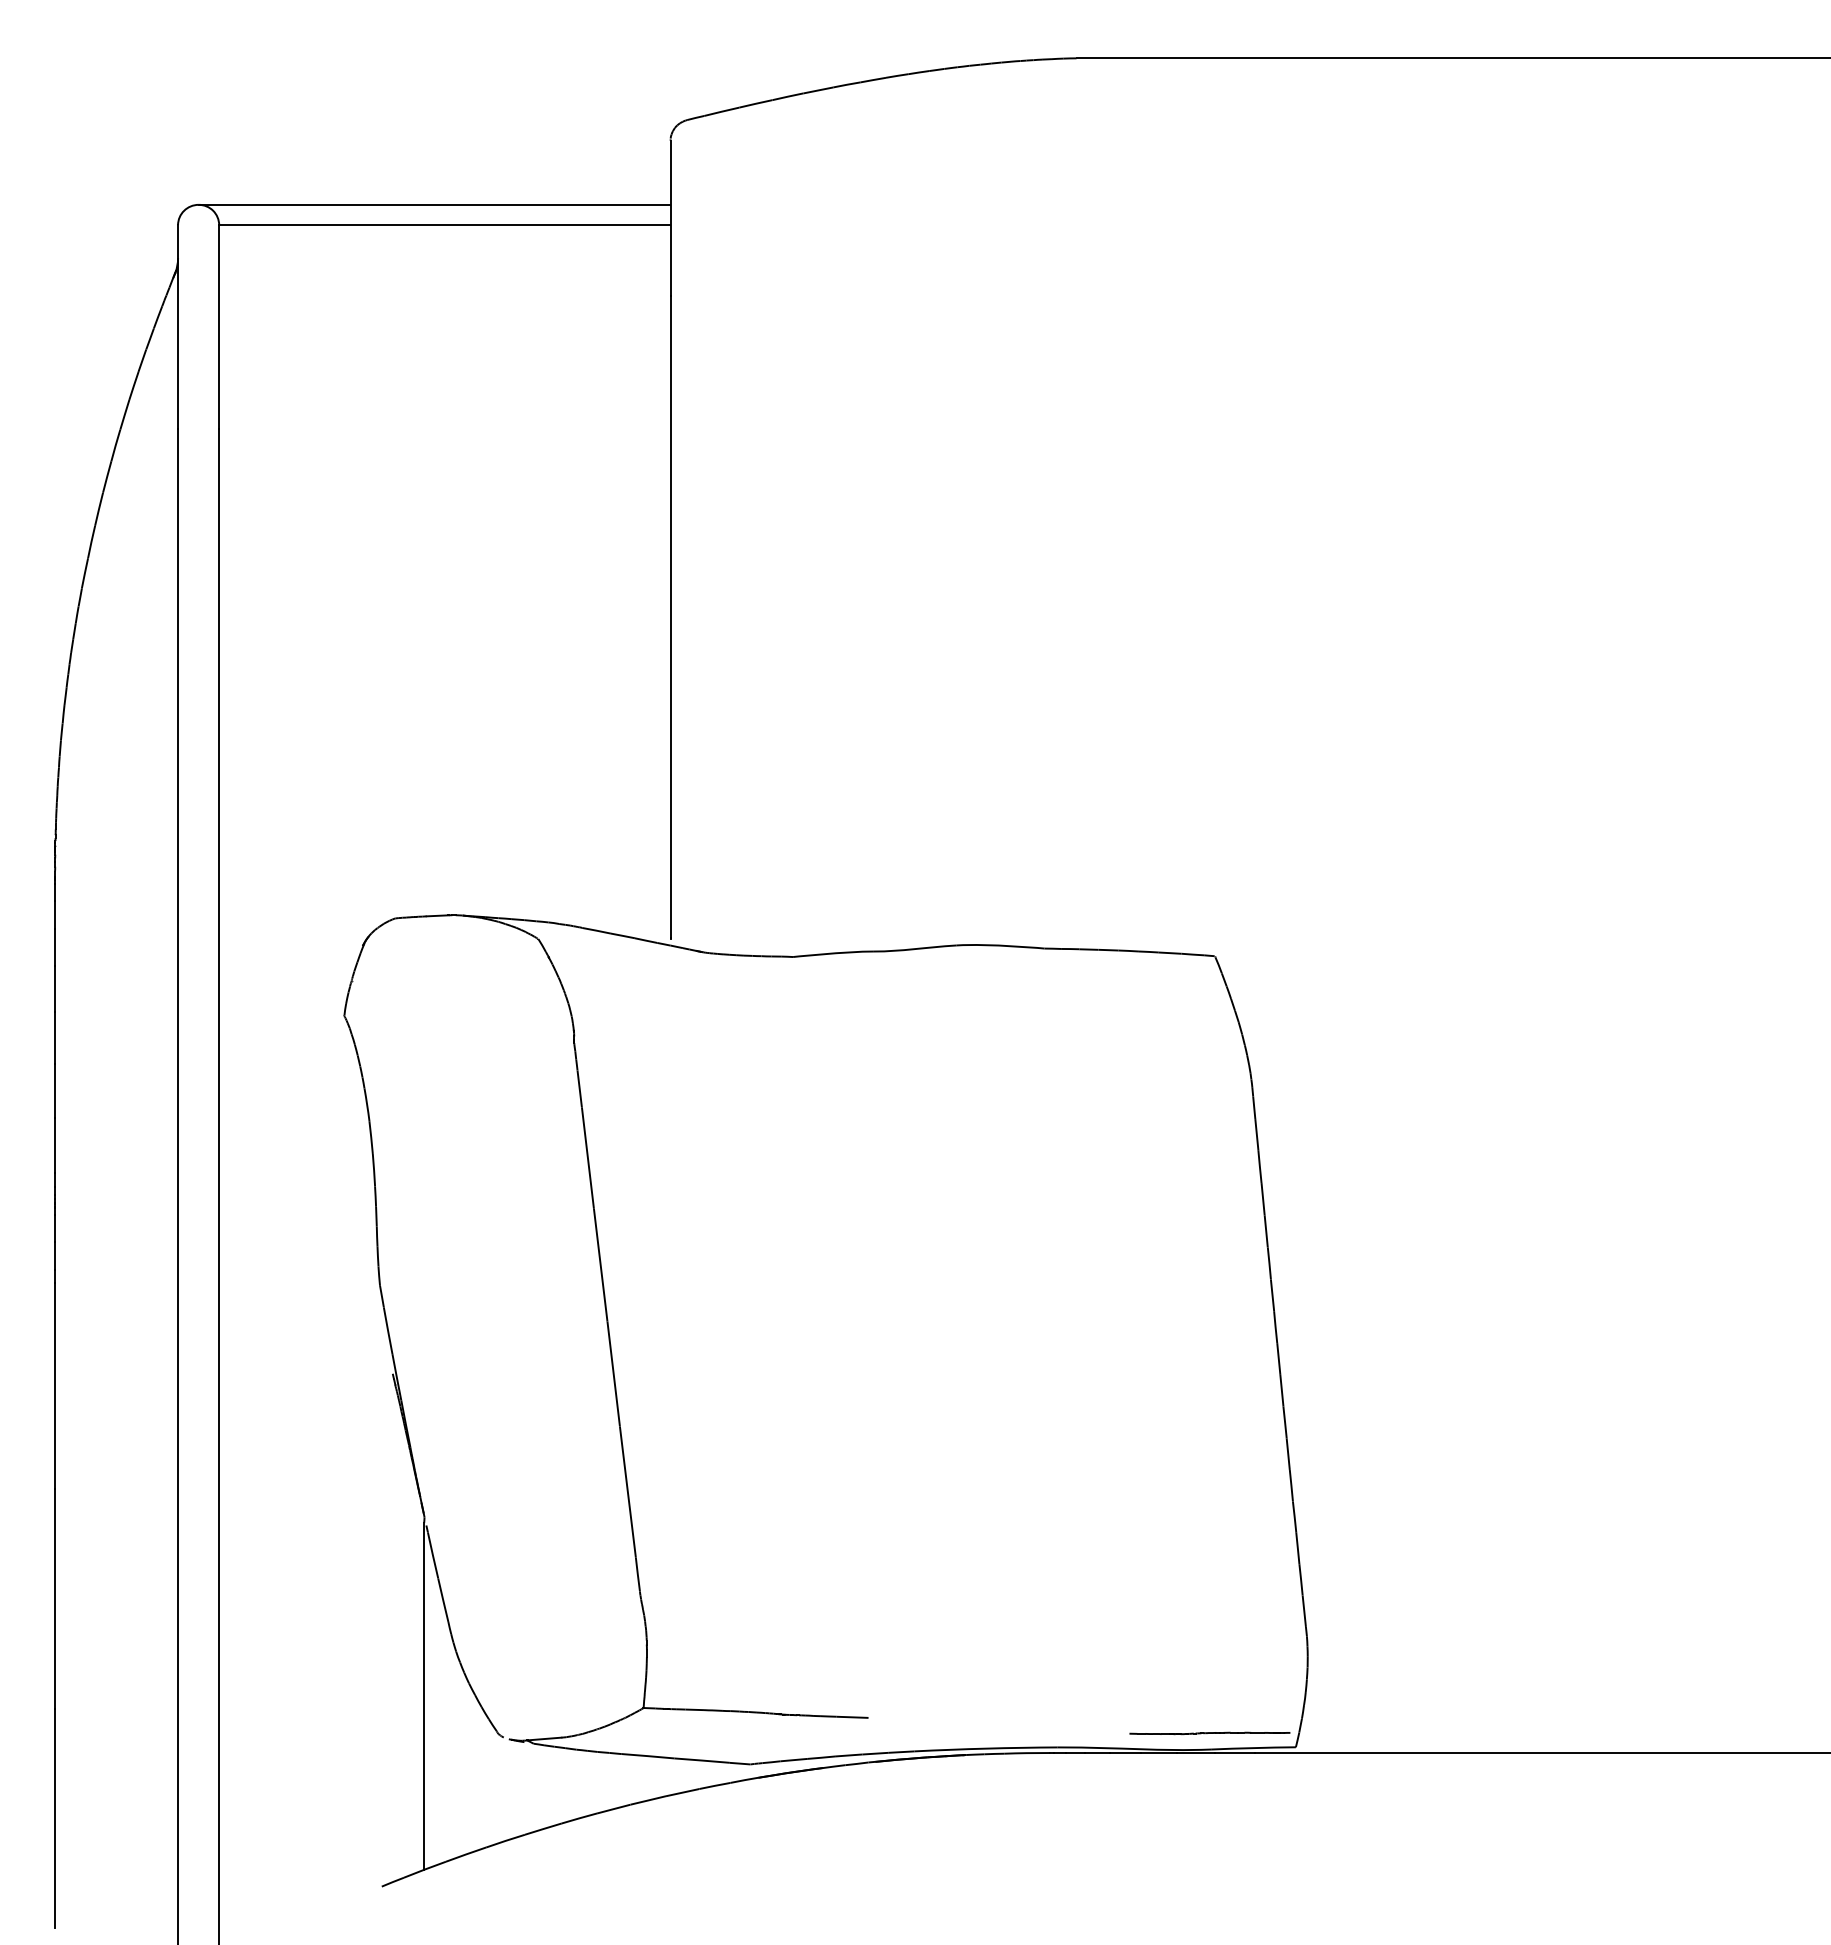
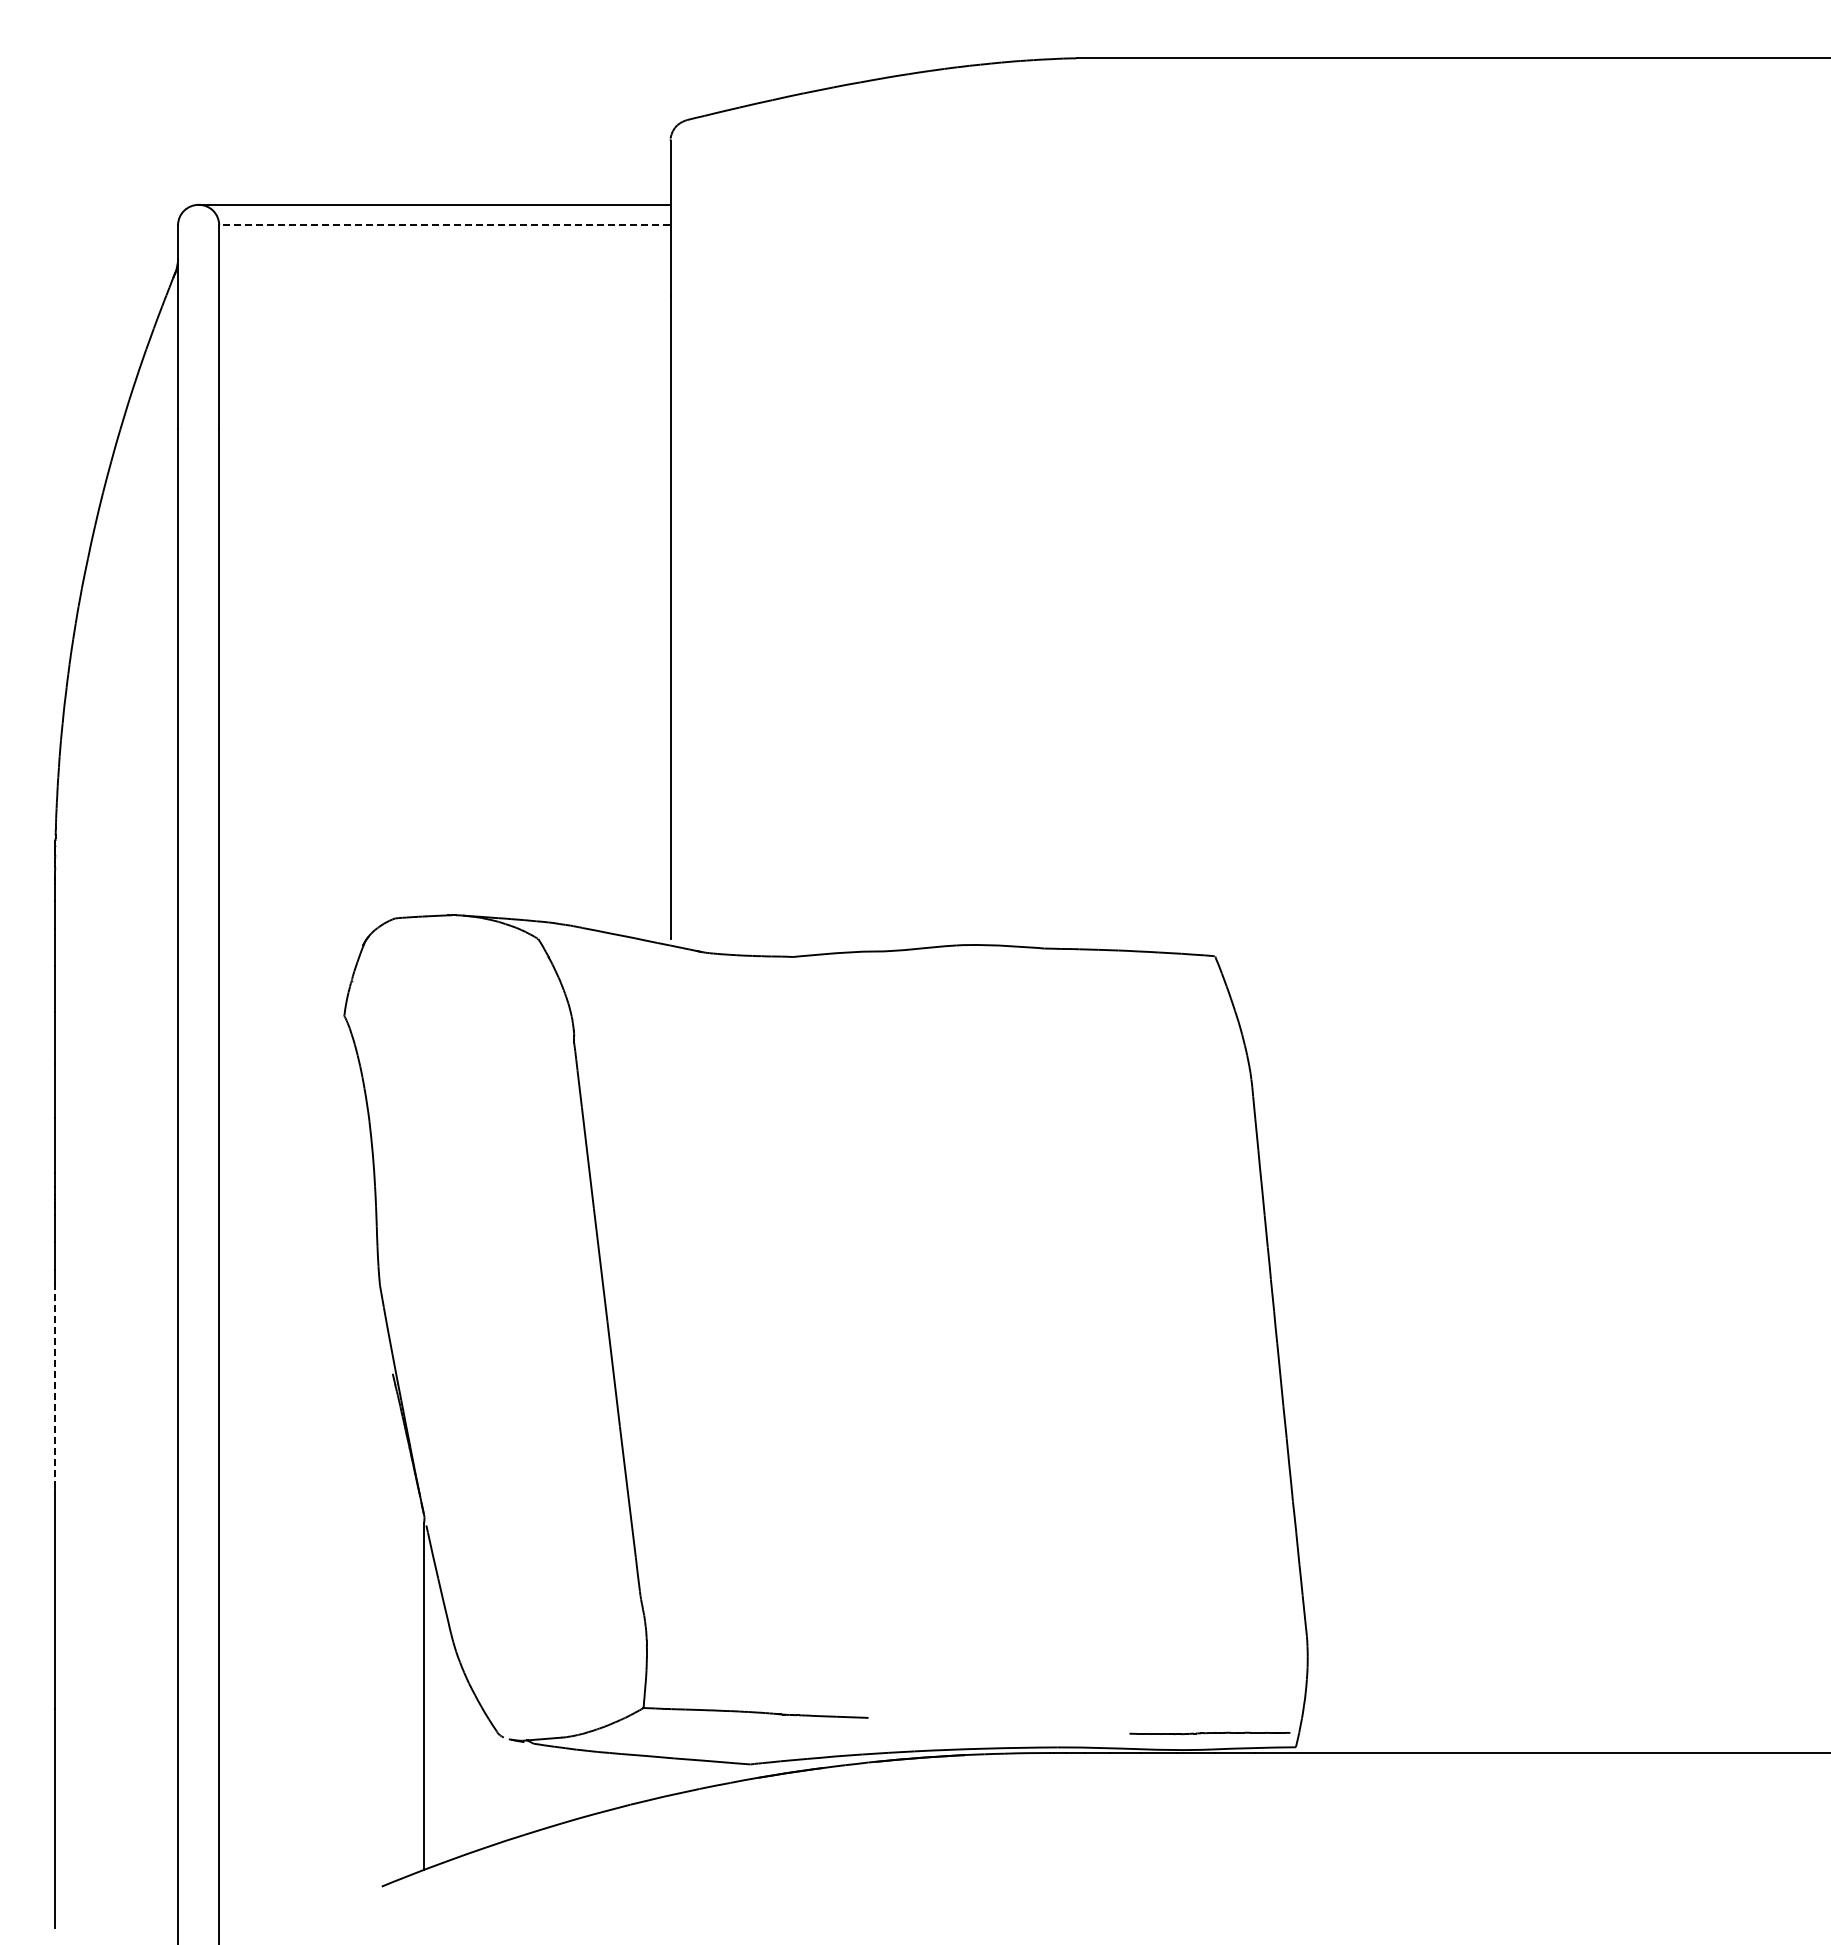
line: solid -> dashed (444, 225)
line: solid -> dashed (55, 1386)
